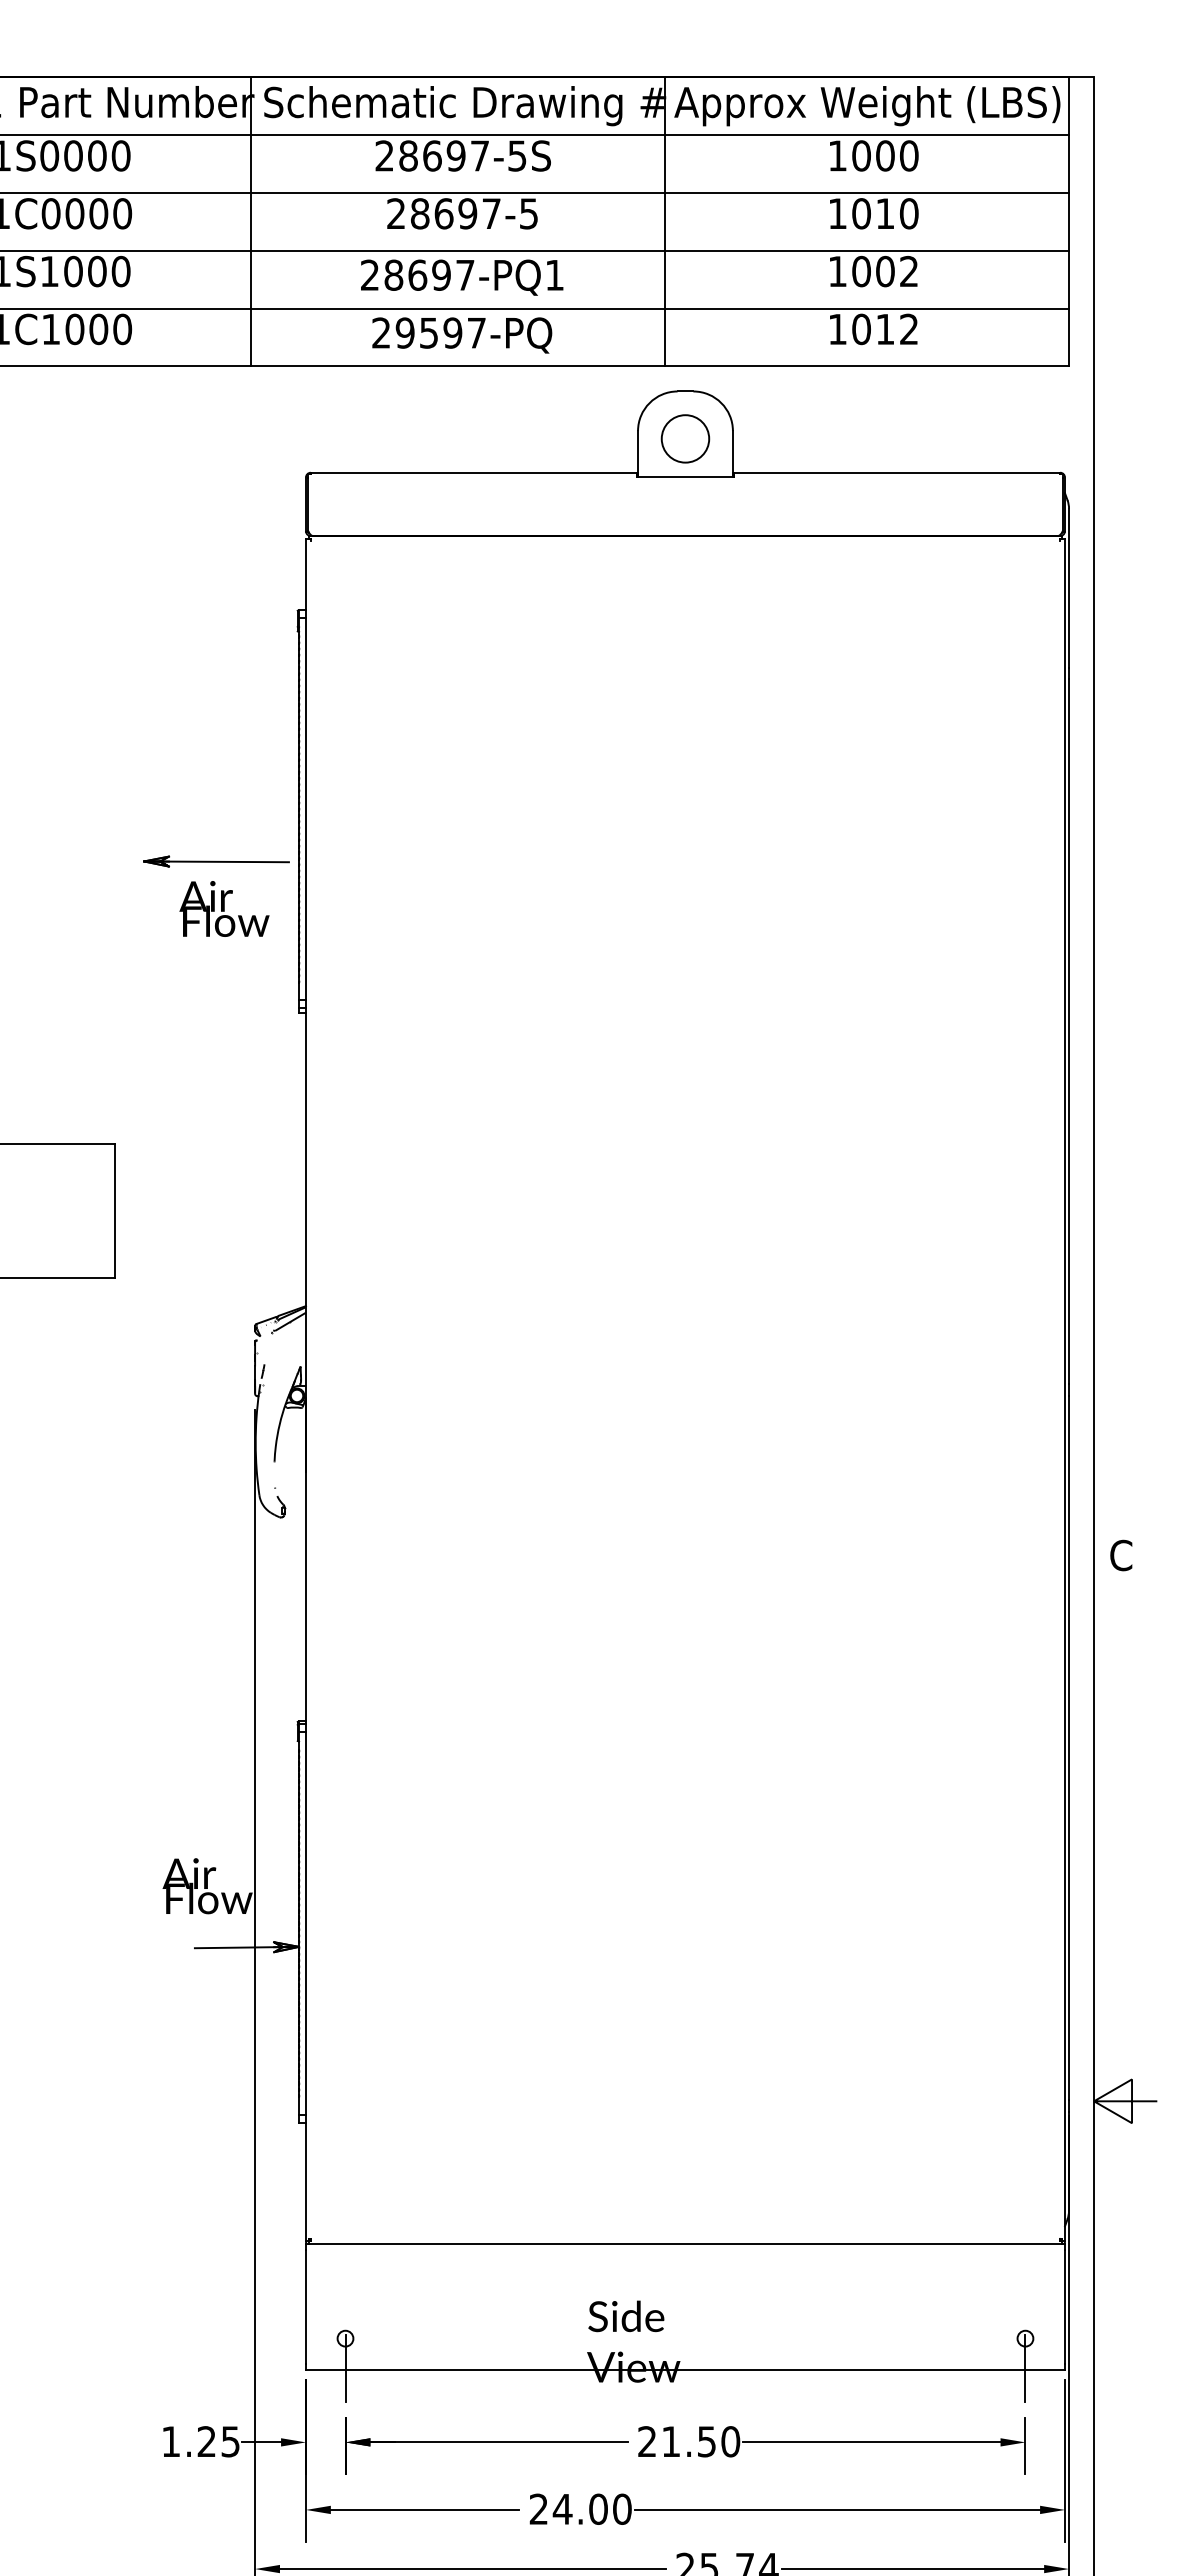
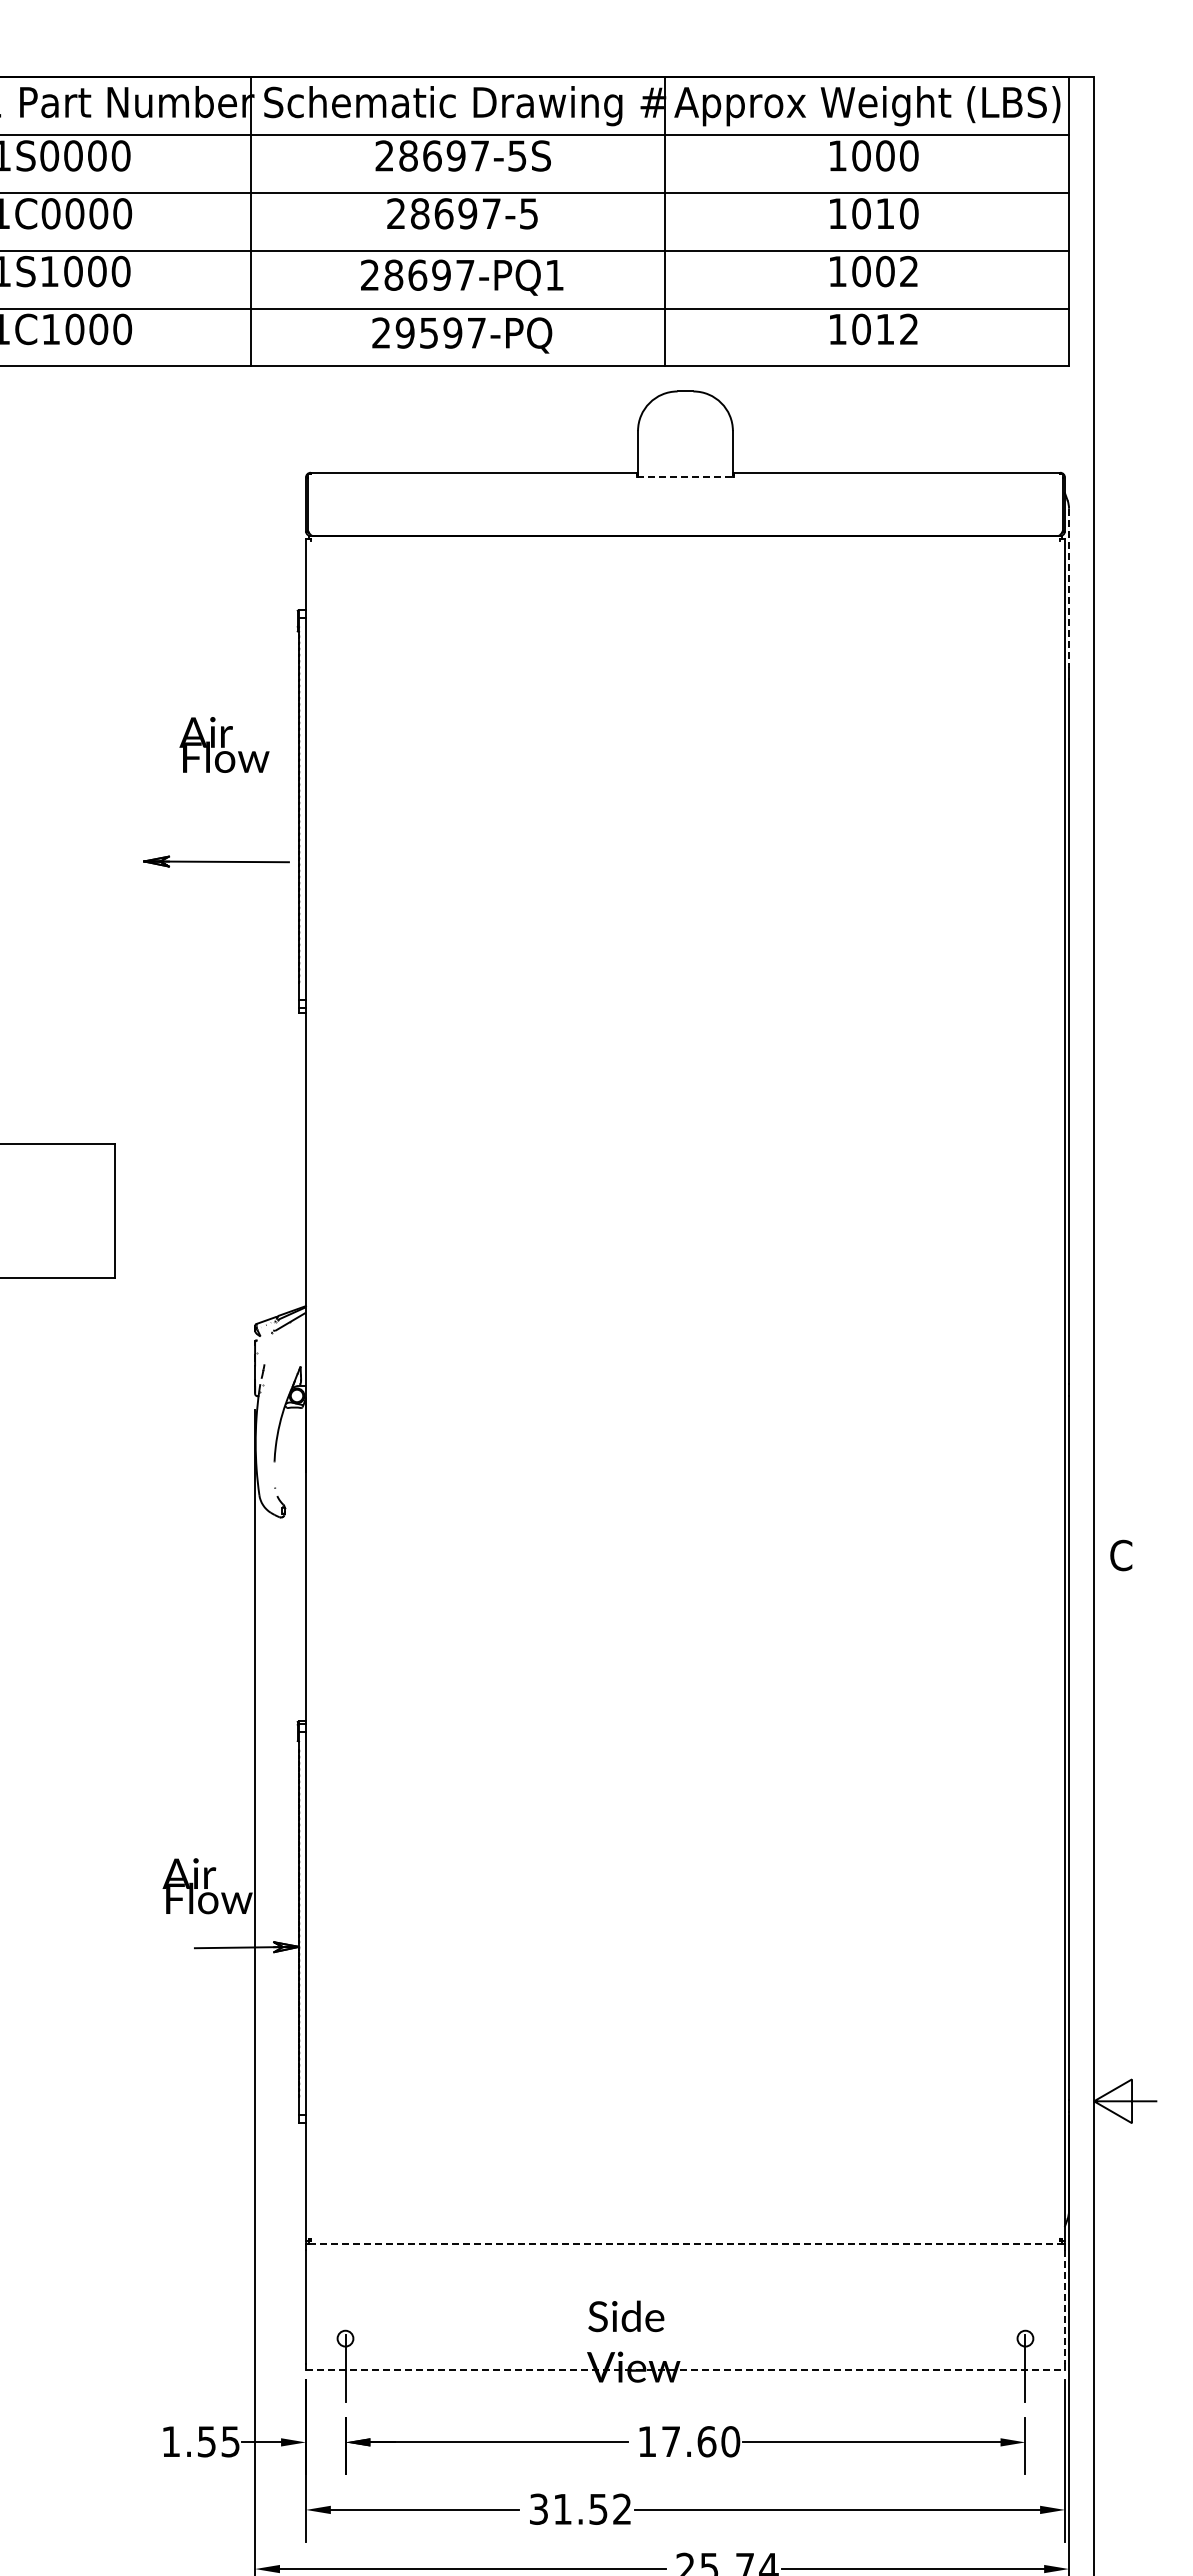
circle: present -> none (685, 438)
line: solid -> dashed (685, 477)
line: solid -> dashed (1069, 588)
text position: (224, 908) -> (224, 744) (224, 744)
line: solid -> dashed (685, 2243)
line: solid -> dashed (1064, 2307)
line: solid -> dashed (685, 2370)
text: 1.25 -> 1.55 (206, 2441)
text: 21.50 -> 17.60 (677, 2441)
text: 24.00 -> 31.52 (580, 2508)
